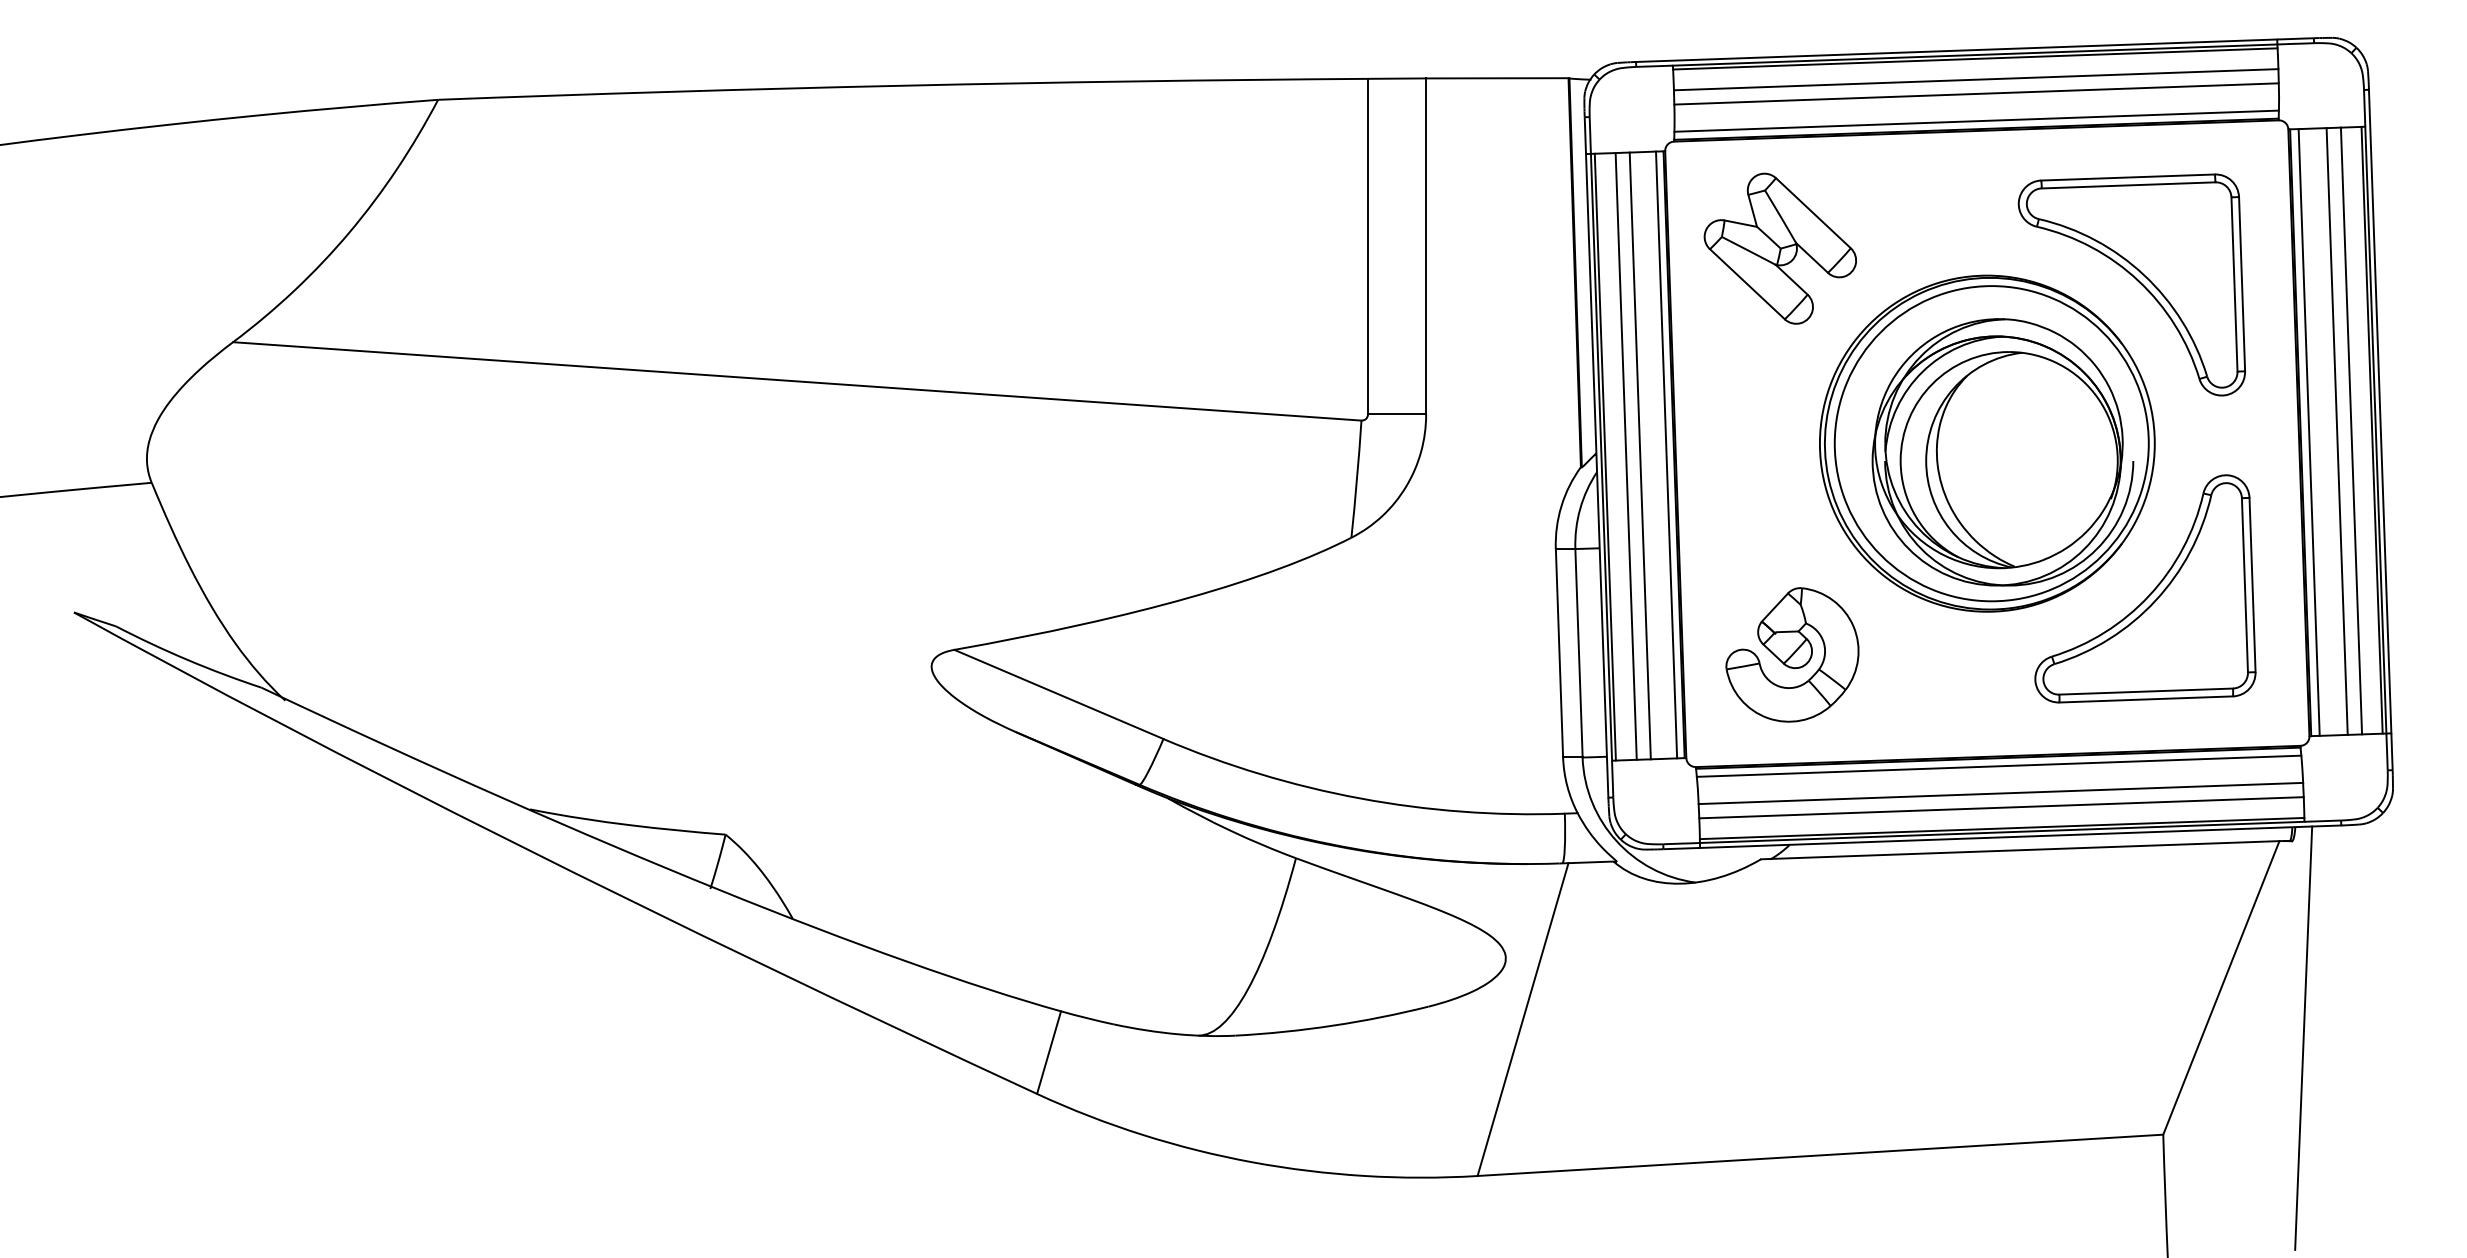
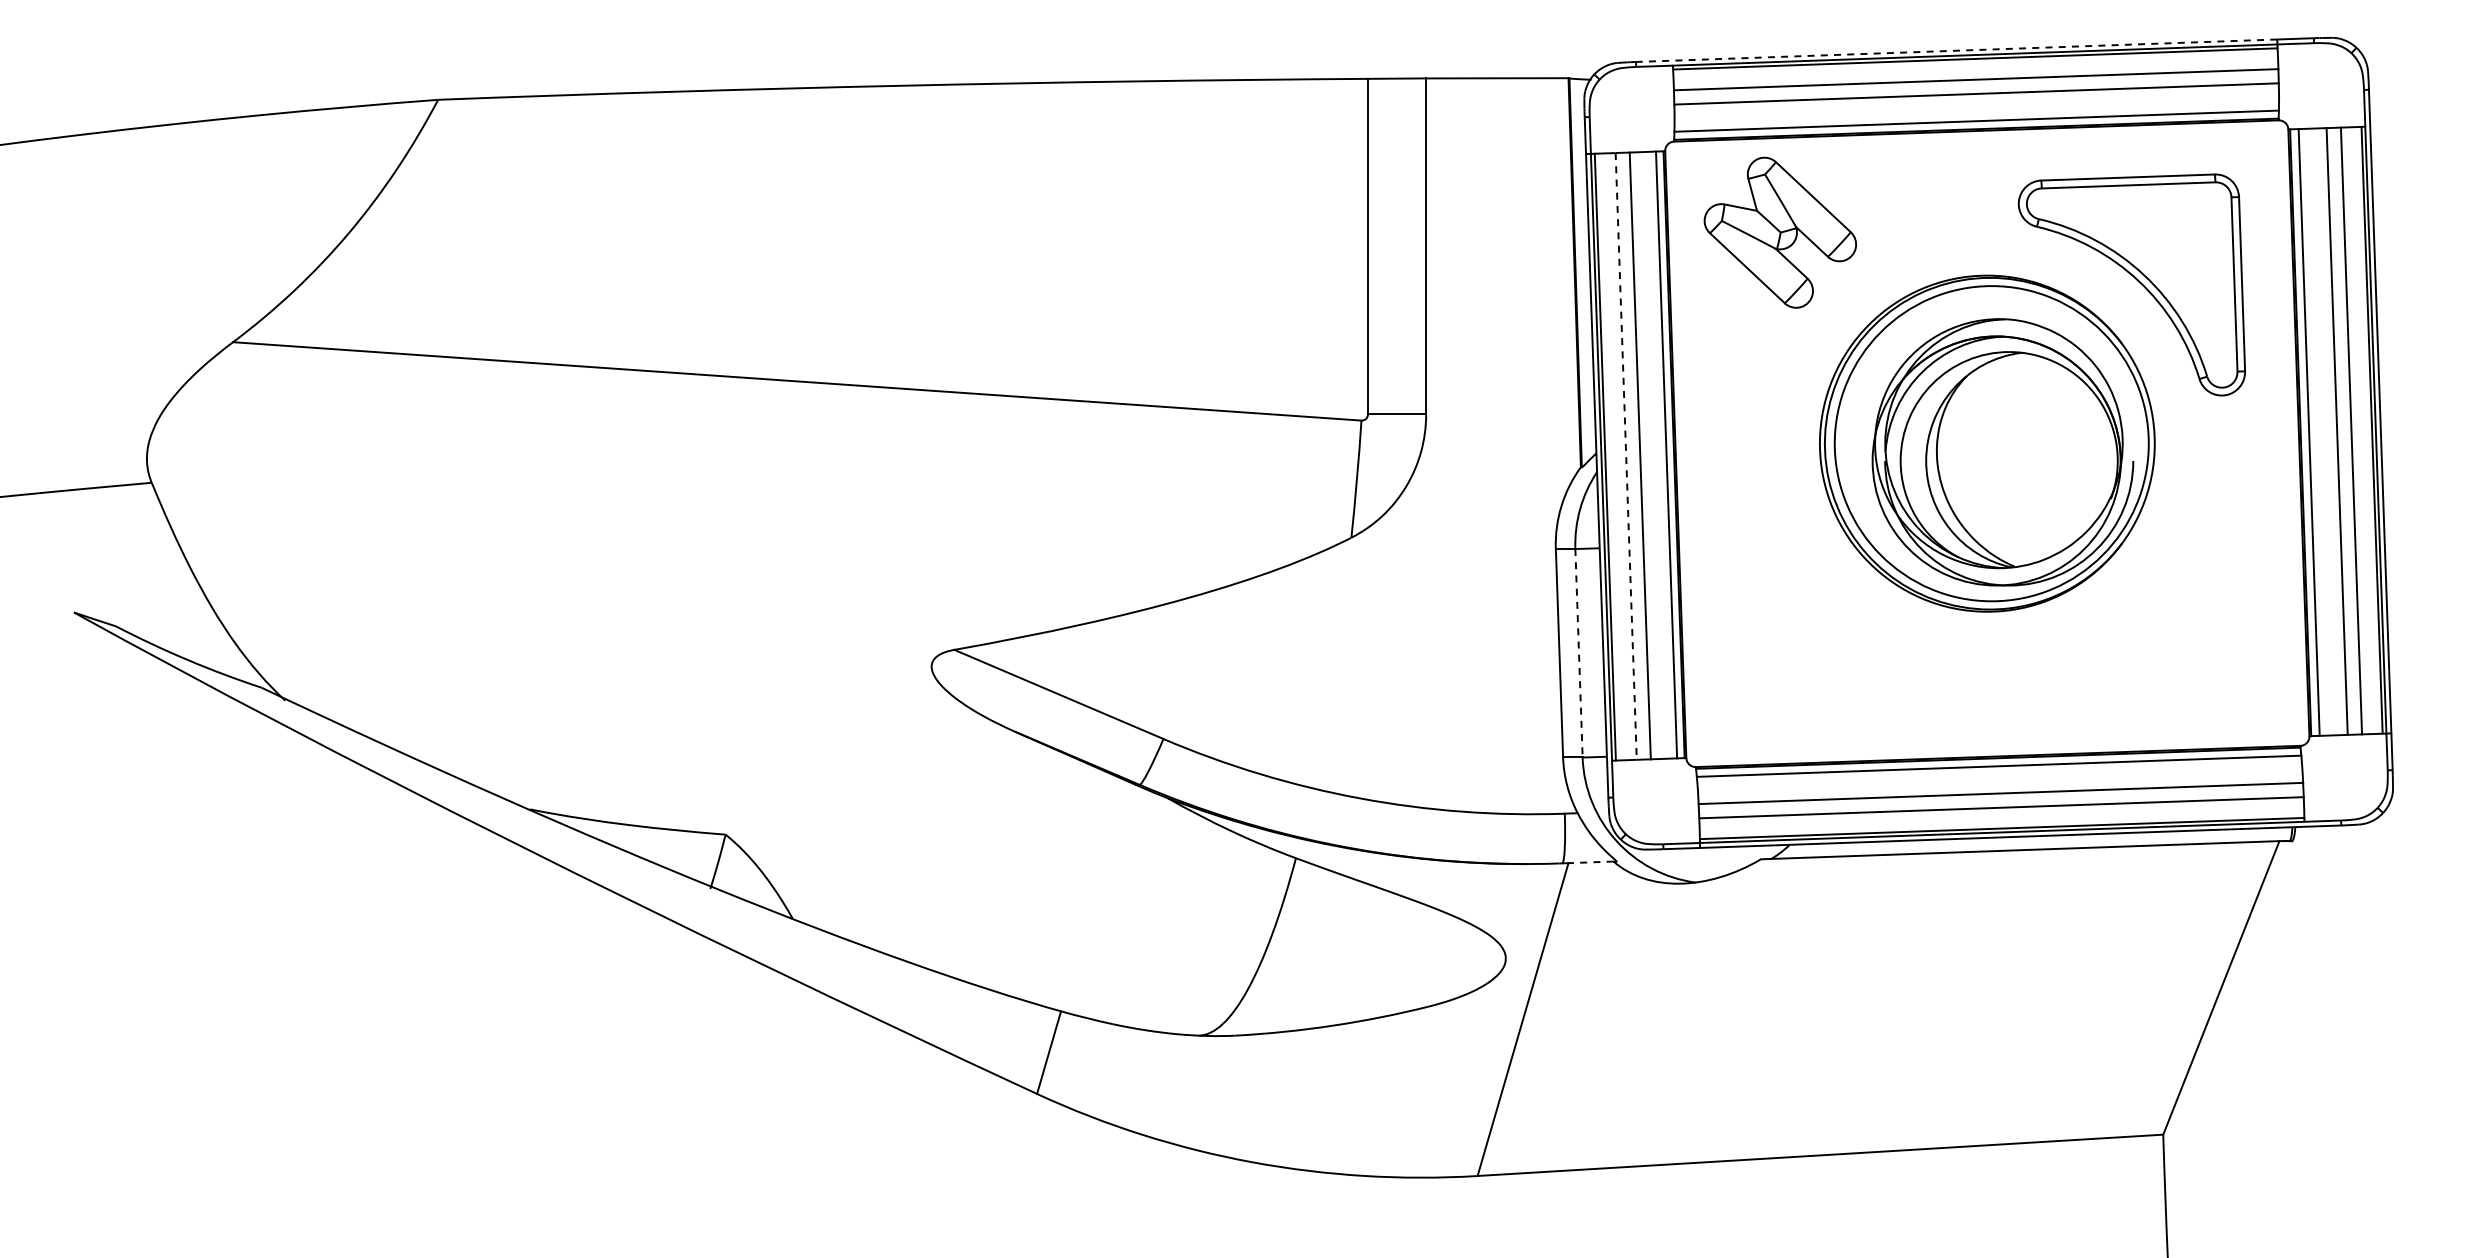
line: solid -> dashed (1956, 50)
part position: (1779, 248) -> (1779, 232) (1779, 232)
line: solid -> dashed (1626, 456)
part: present -> none (2150, 592)
line: solid -> dashed (1579, 653)
part: present -> none (1792, 654)
line: solid -> dashed (1591, 862)
line: present -> none (2303, 1037)
